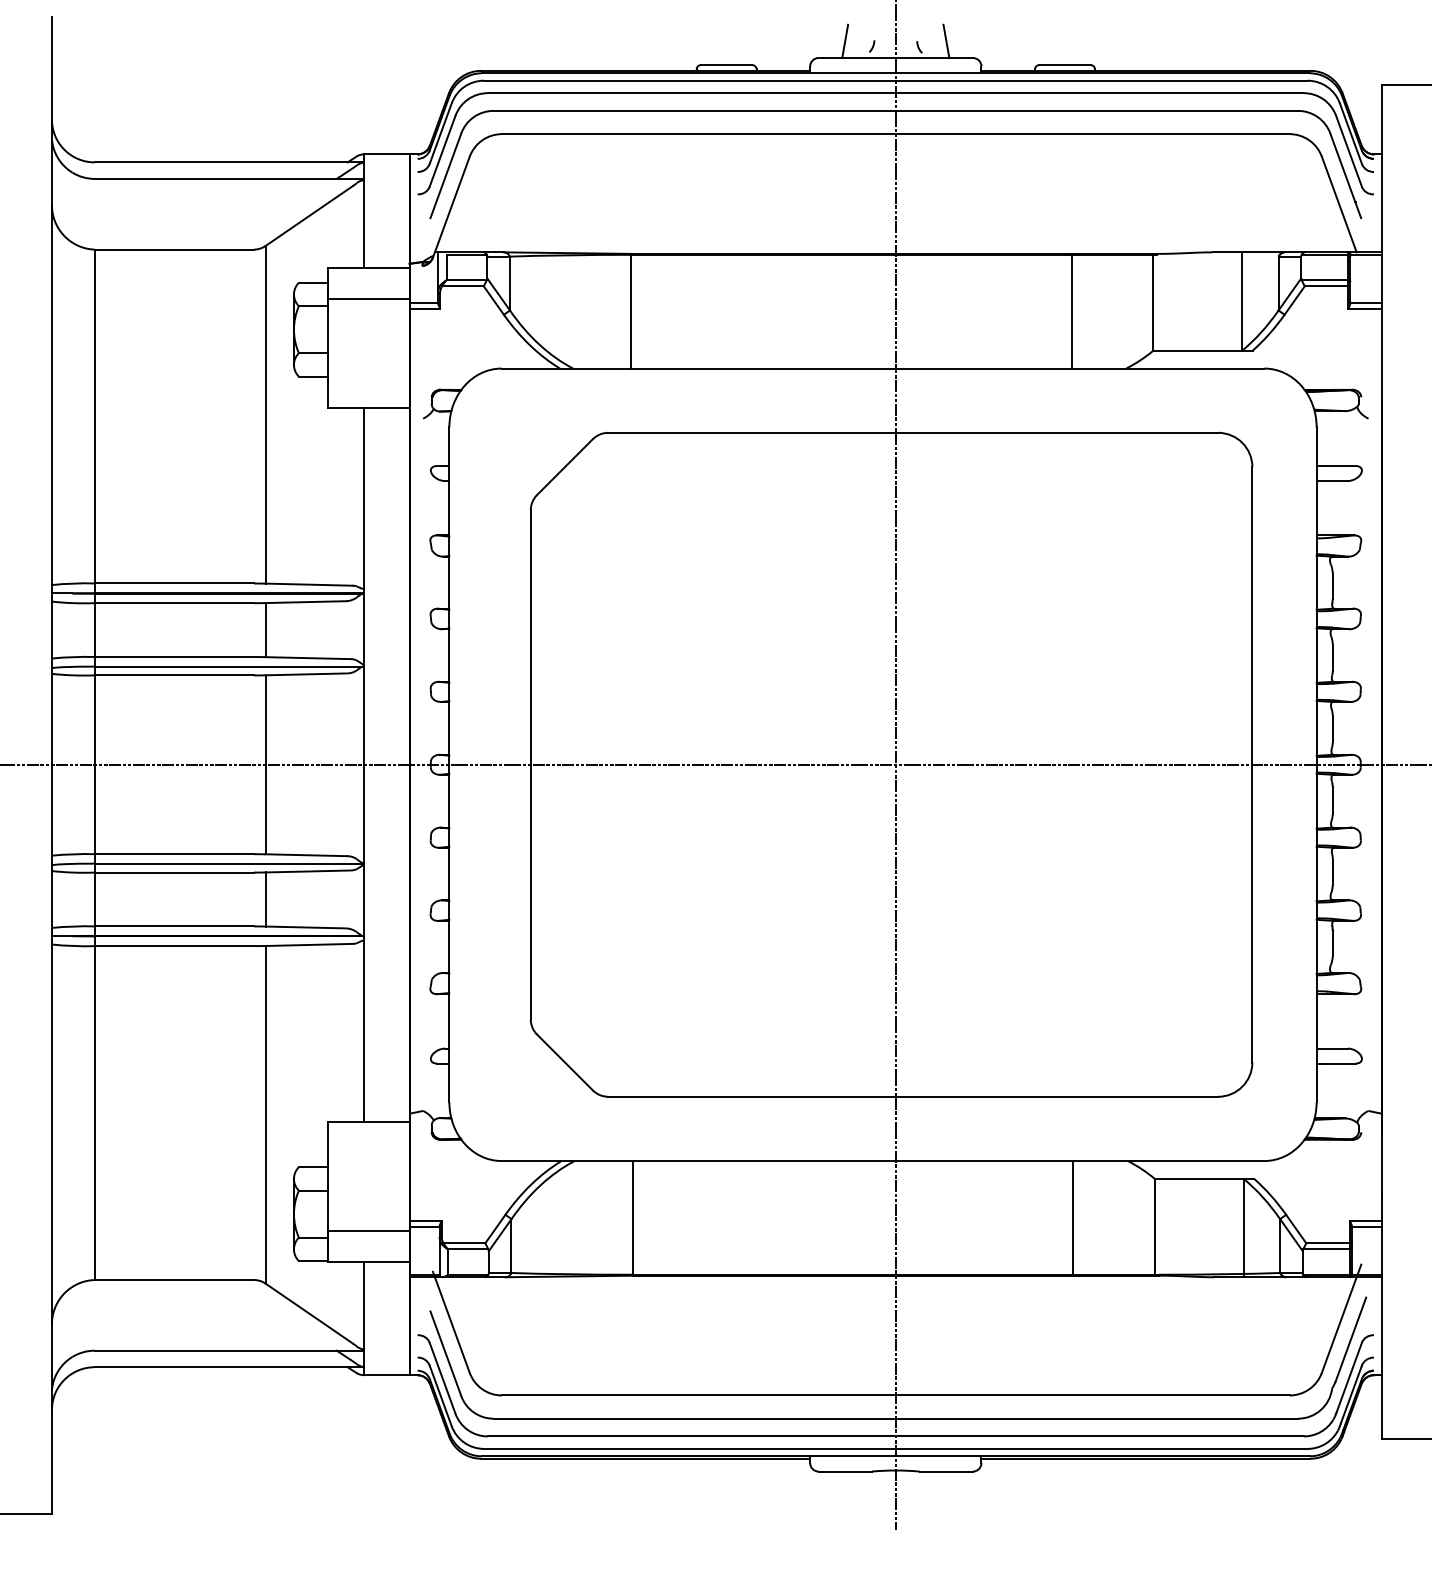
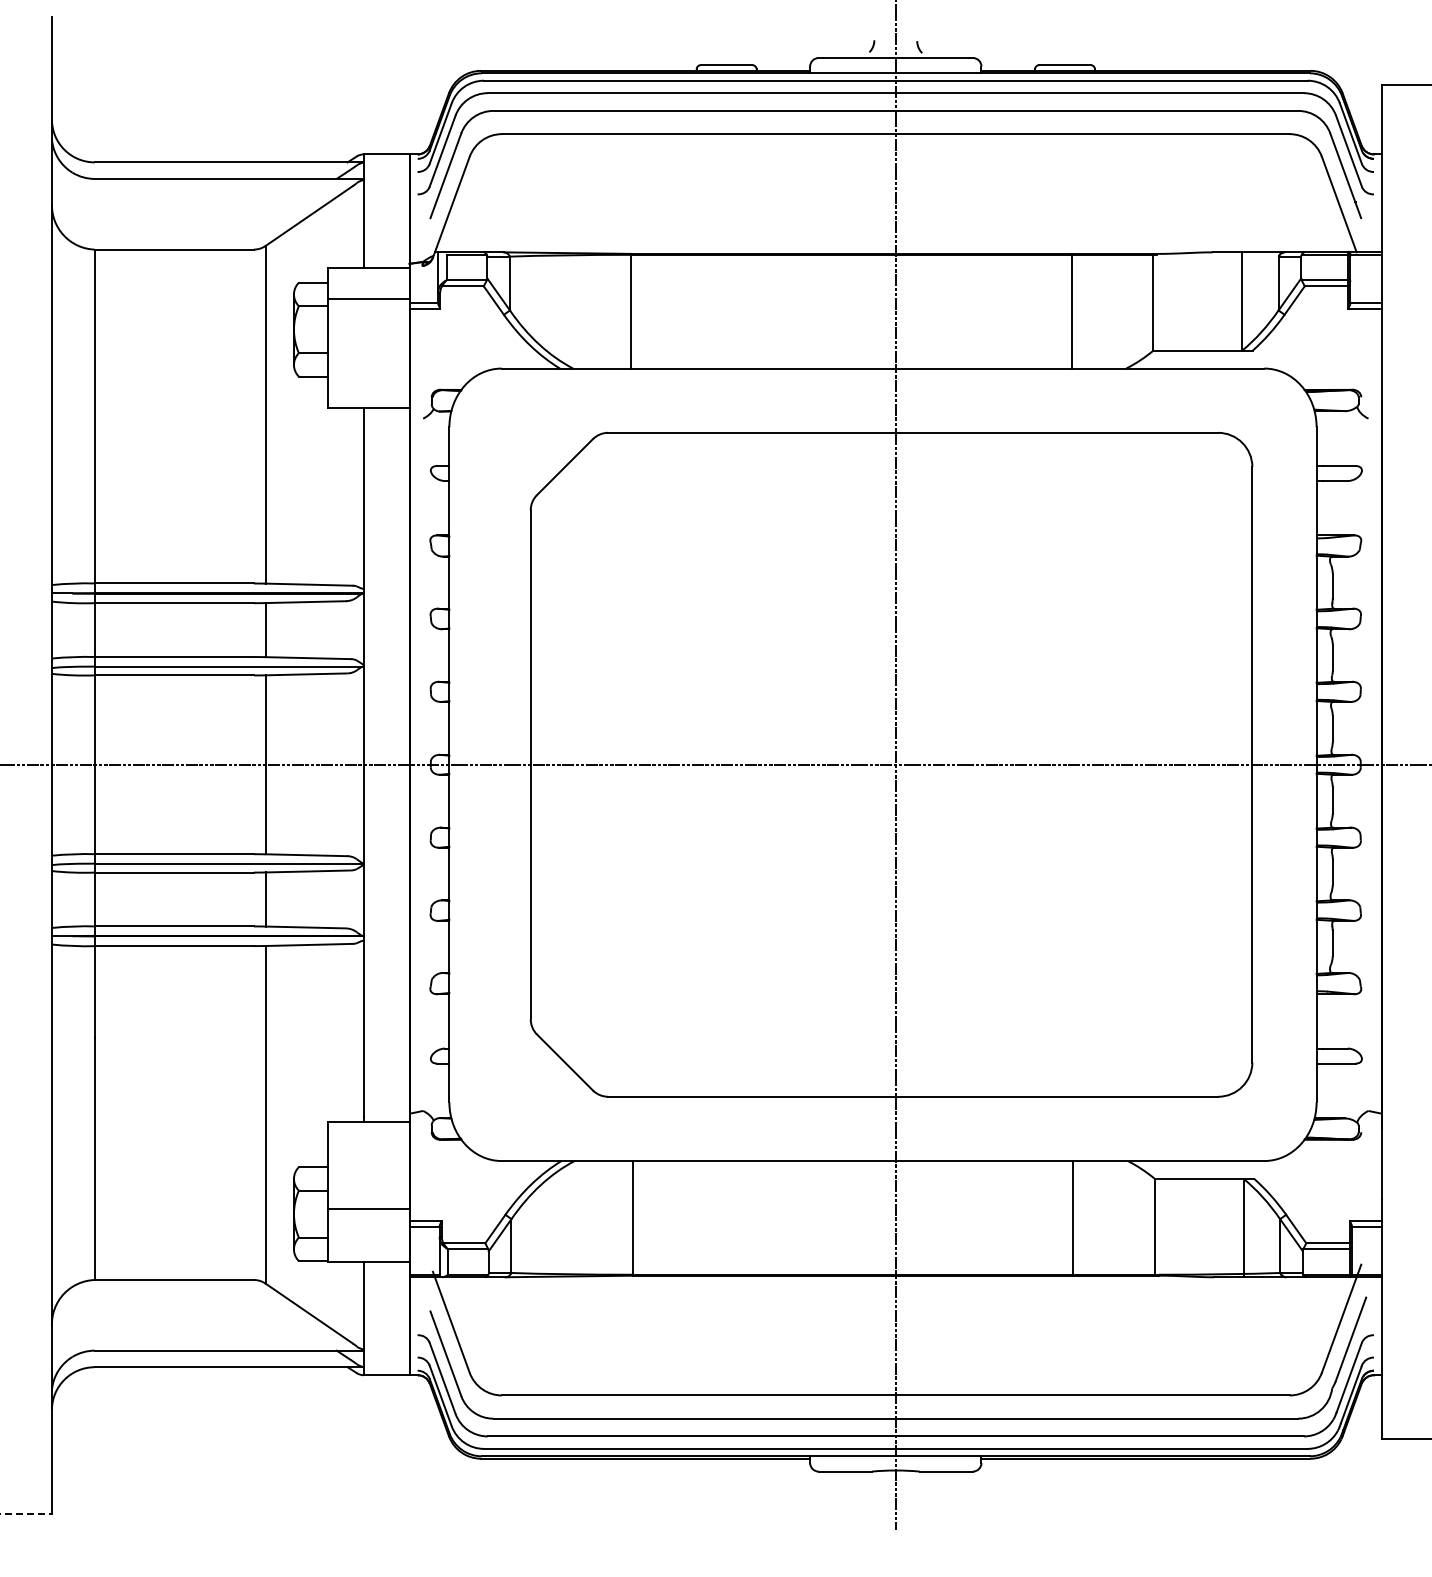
line: present -> none (845, 41)
line: present -> none (946, 41)
line position: (368, 1230) -> (368, 1208) (368, 1208)
line: solid -> dashed (26, 1514)
